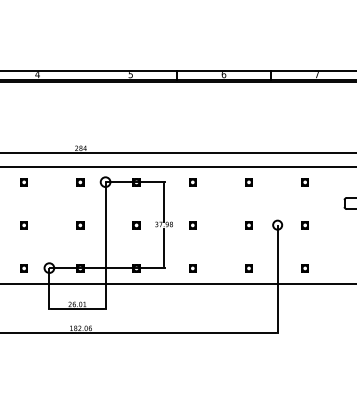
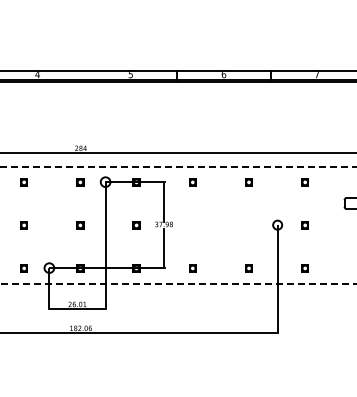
line: solid -> dashed (178, 166)
part: present -> none (192, 225)
part: present -> none (248, 225)
line: solid -> dashed (178, 283)
